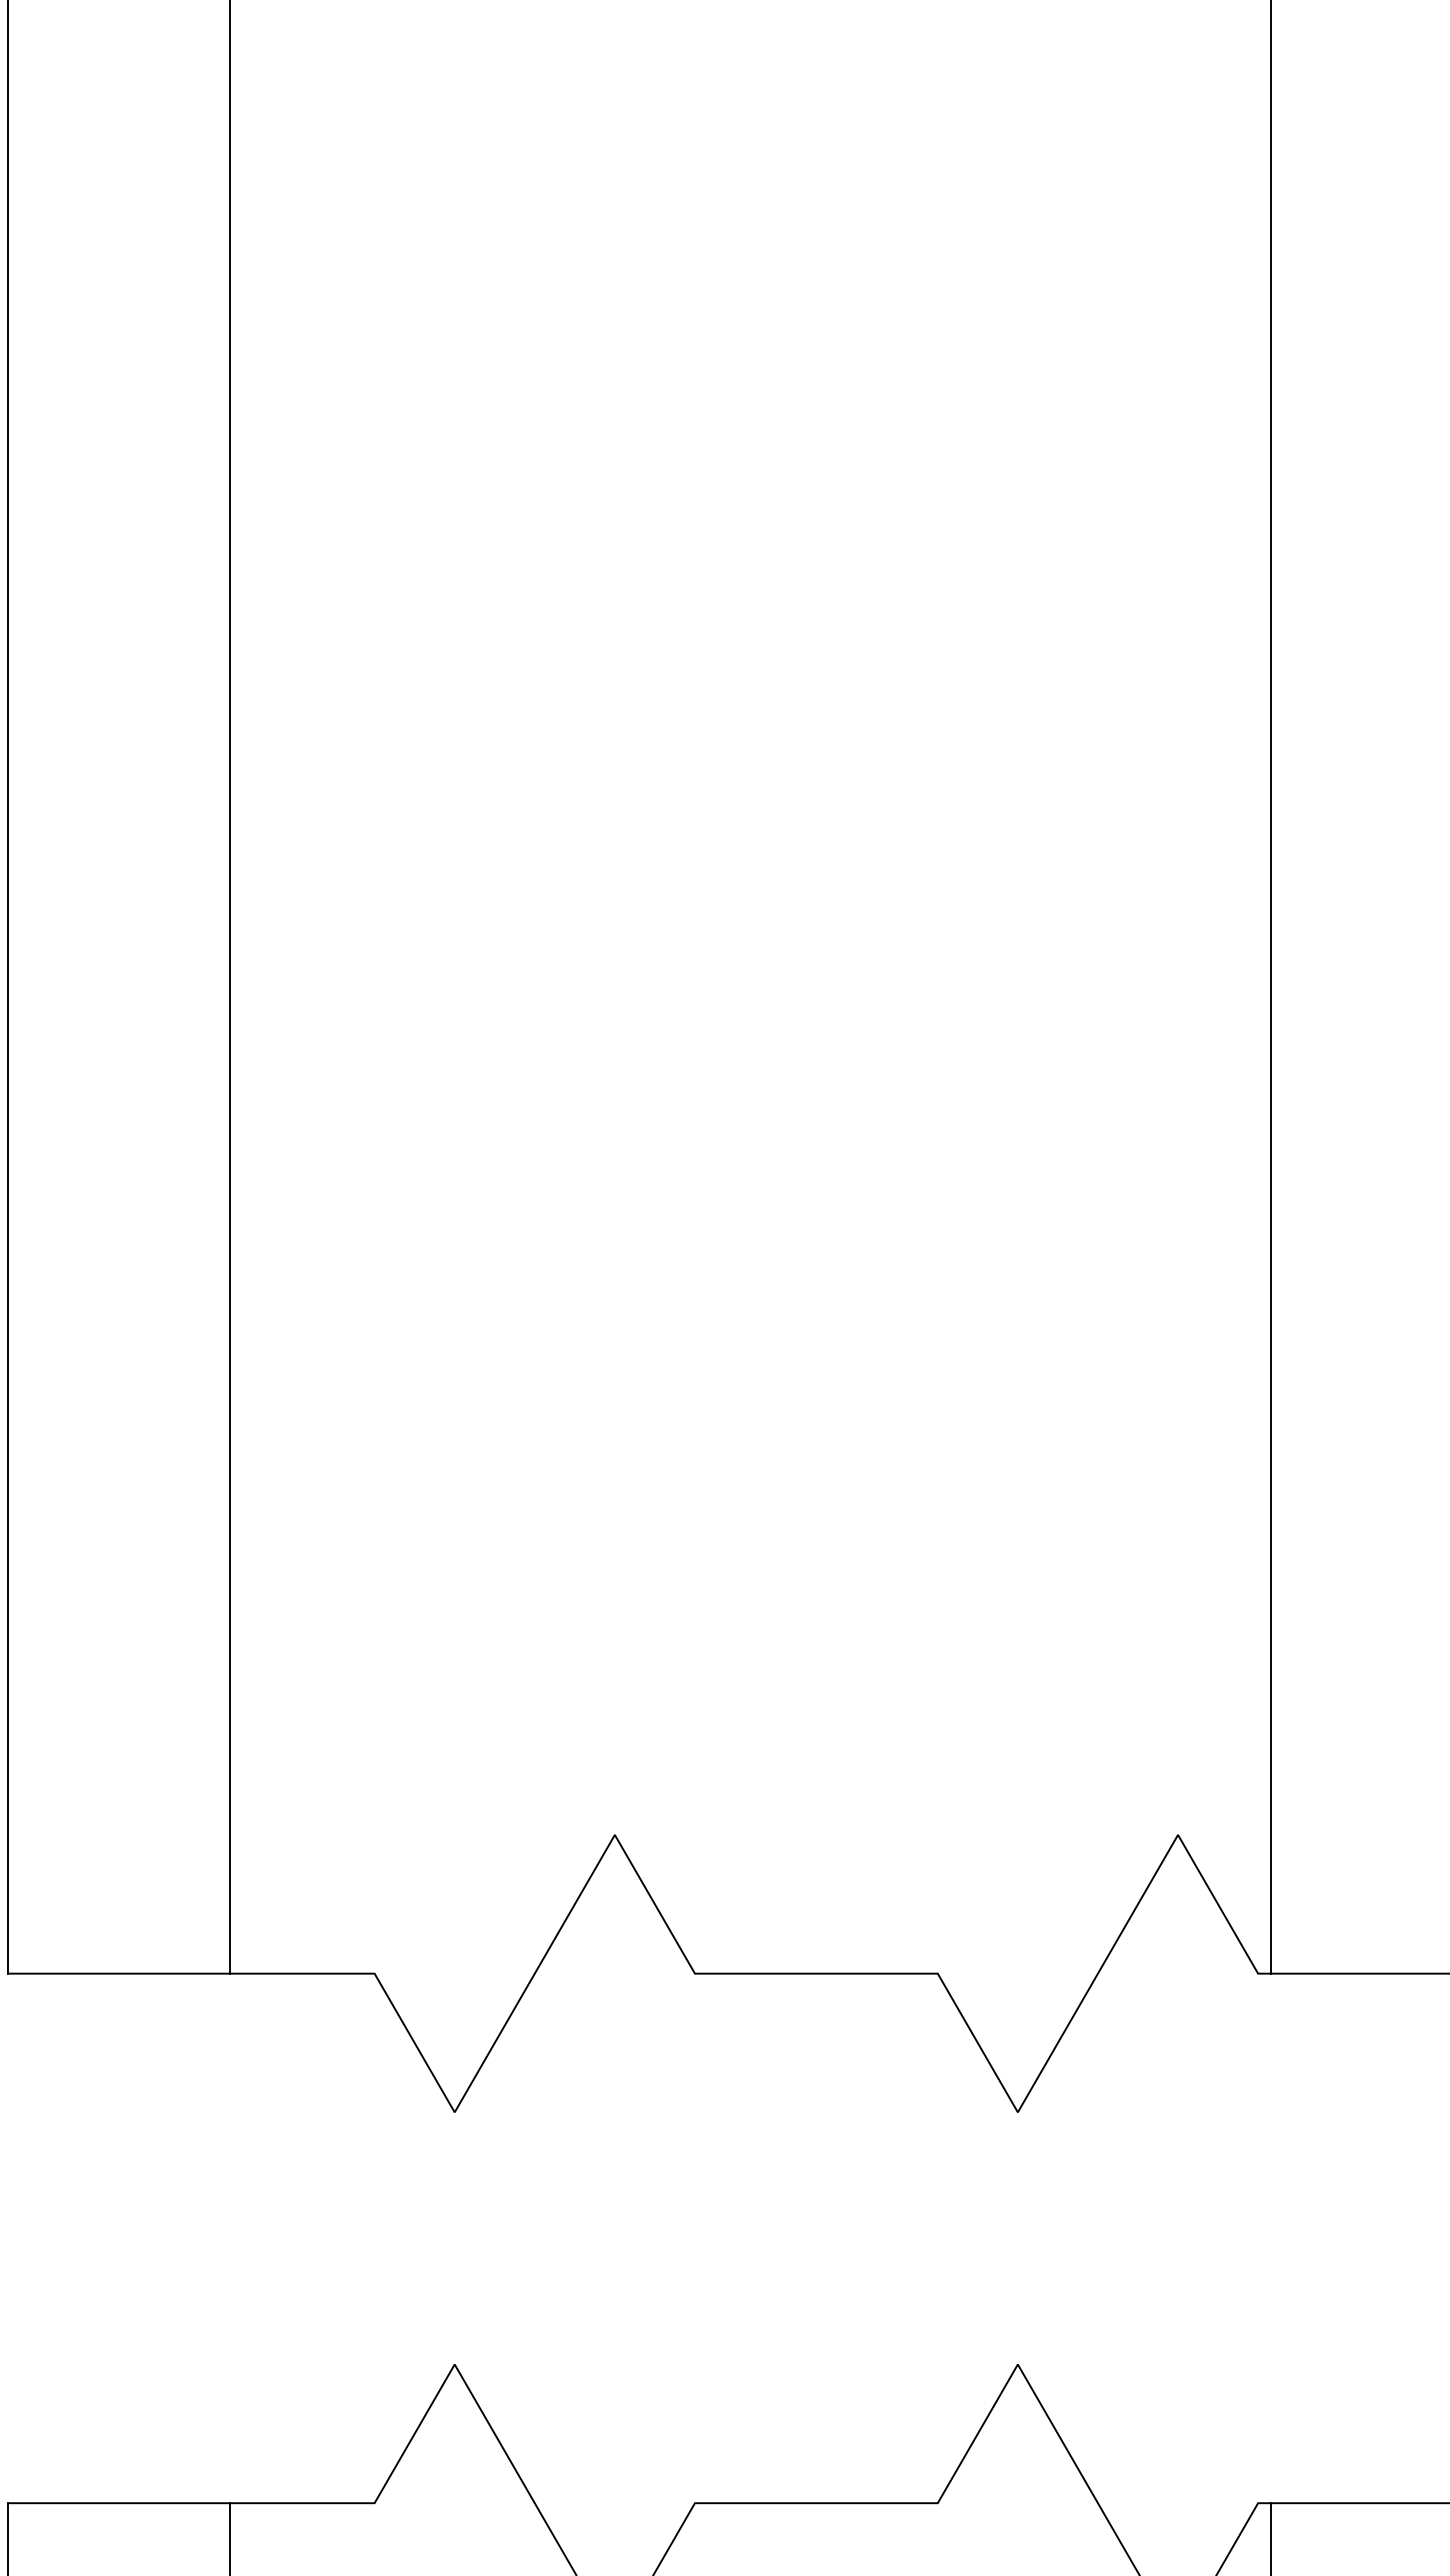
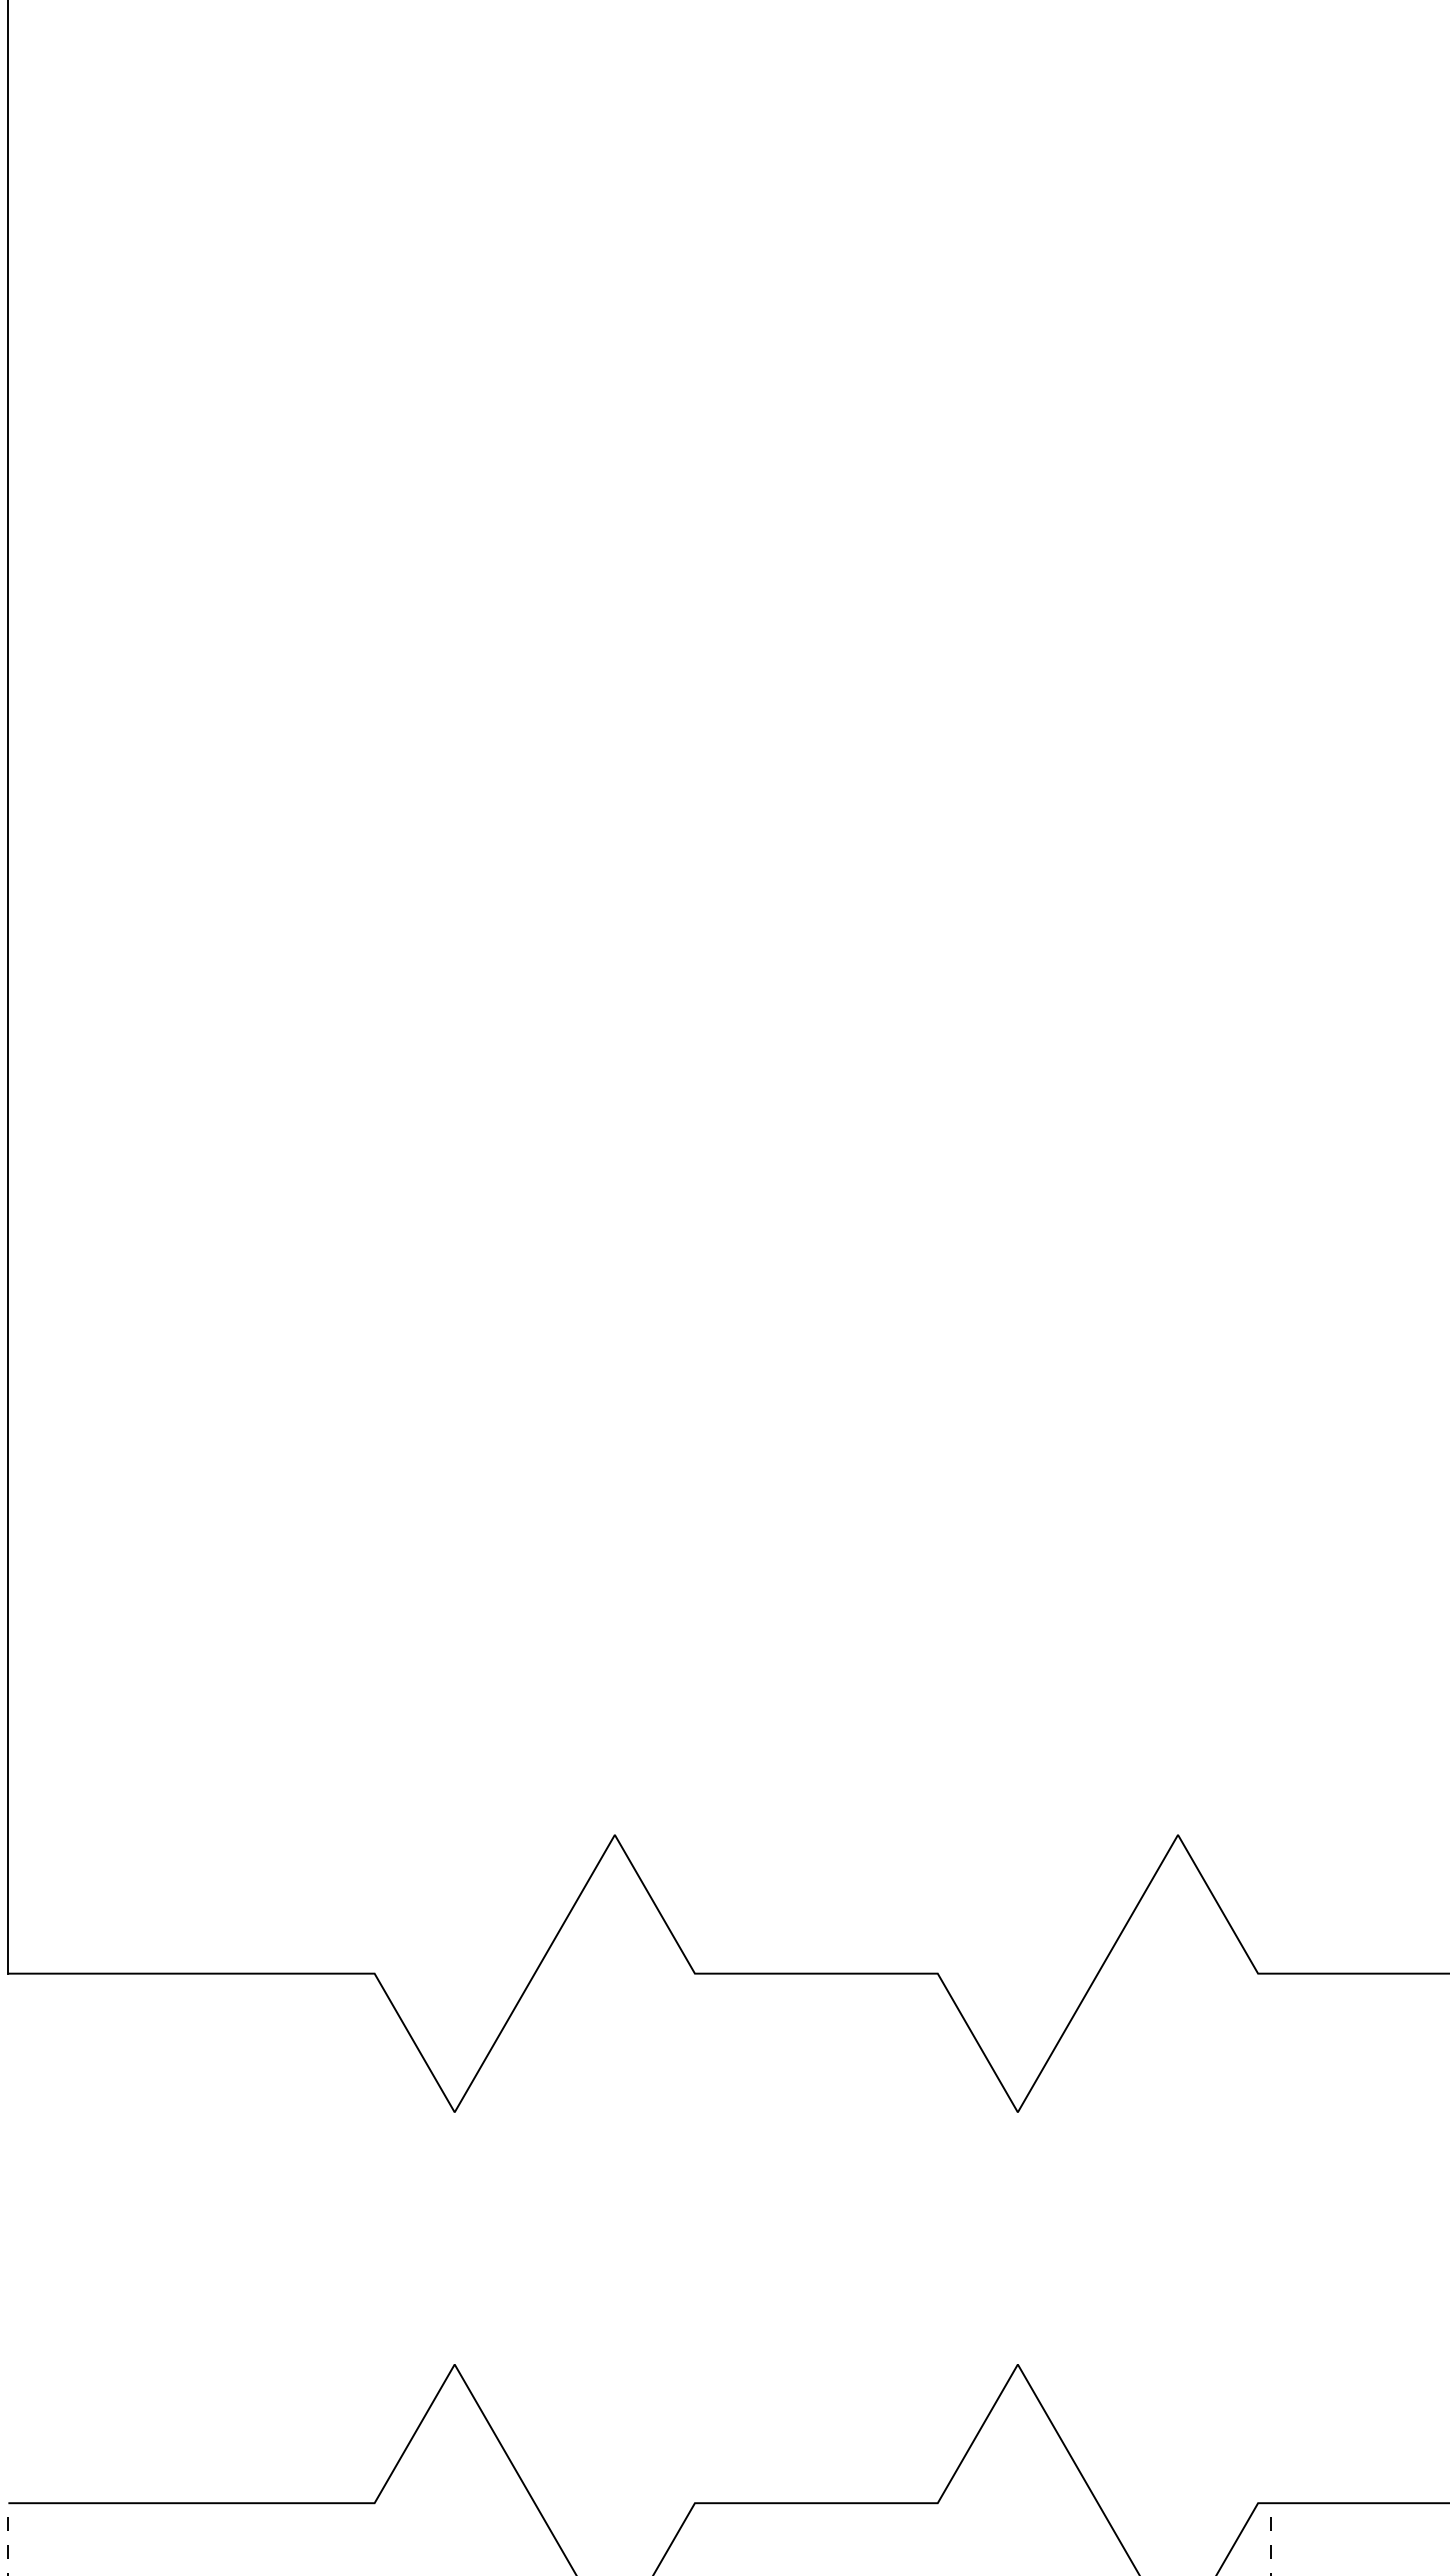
line: present -> none (230, 987)
line: present -> none (1270, 987)
line: present -> none (230, 2537)
line: solid -> dashed (8, 2539)
line: solid -> dashed (1270, 2539)
